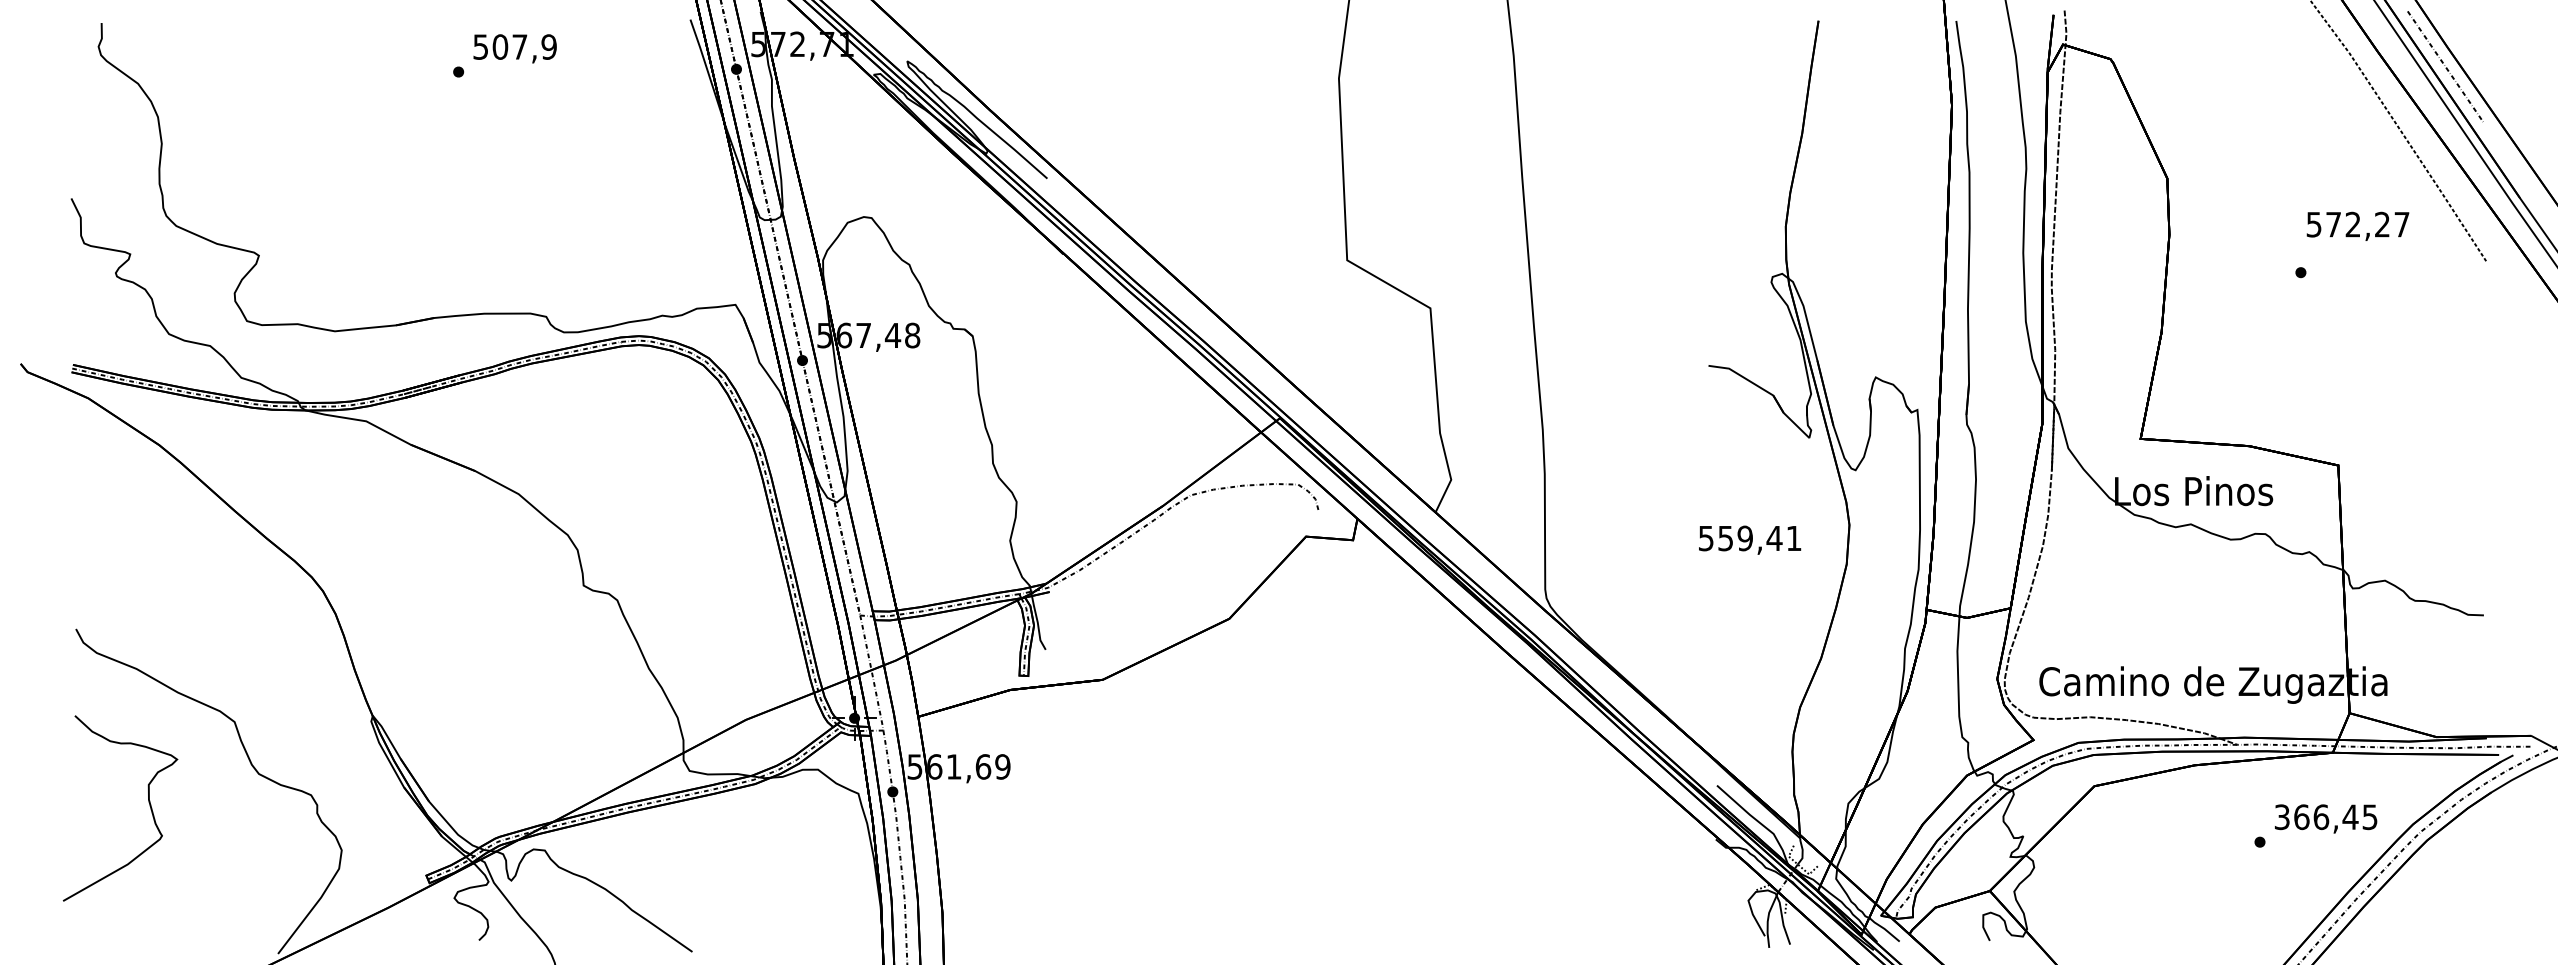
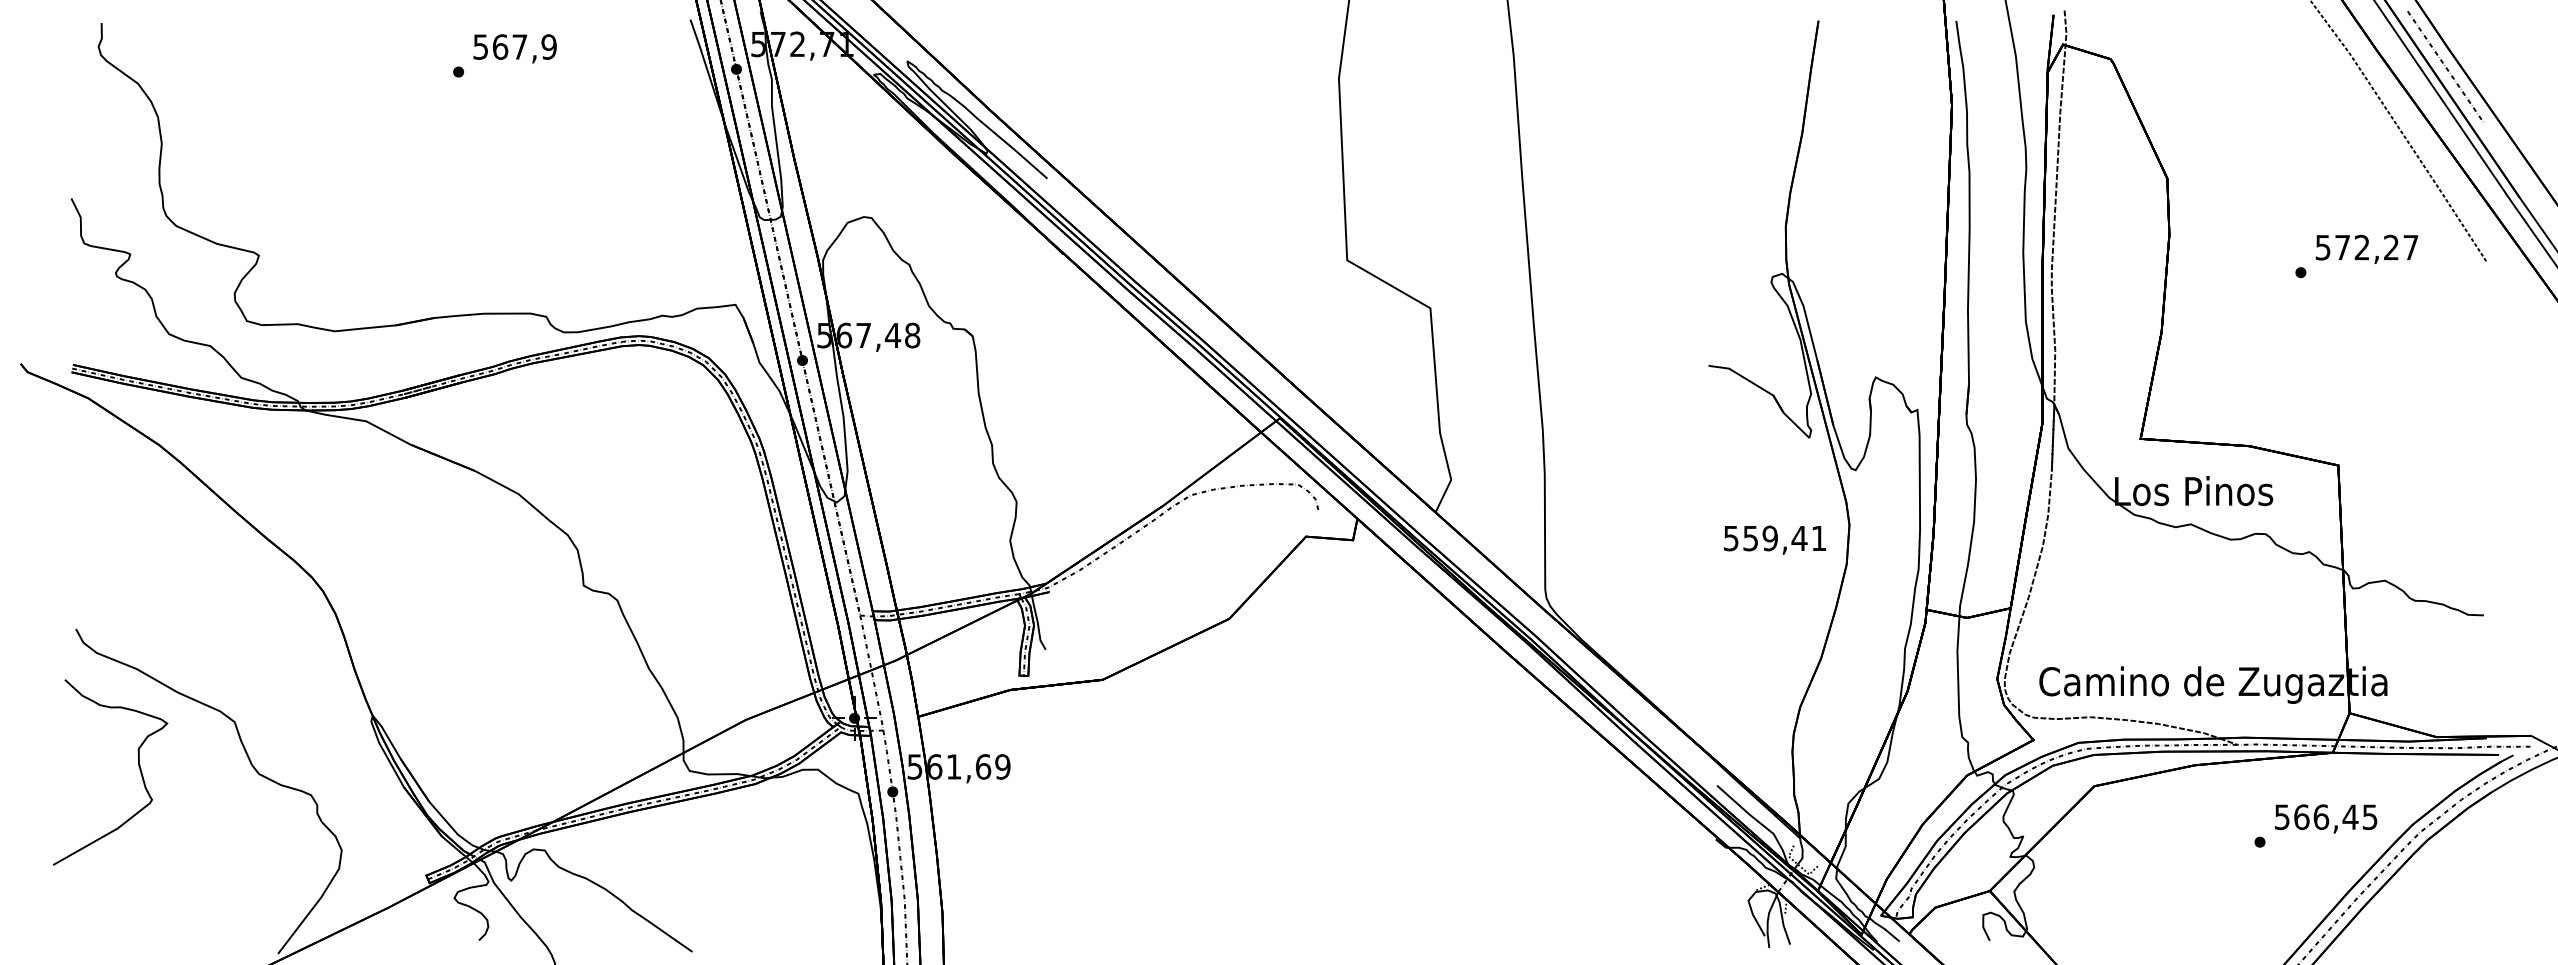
text: 507,9 -> 567,9 (500, 46)
text position: (2357, 225) -> (2366, 248) (2366, 248)
text position: (1750, 539) -> (1775, 539) (1775, 539)
curve position: (148, 802) -> (138, 766) (138, 766)
text: 366,45 -> 566,45 (2282, 816)
